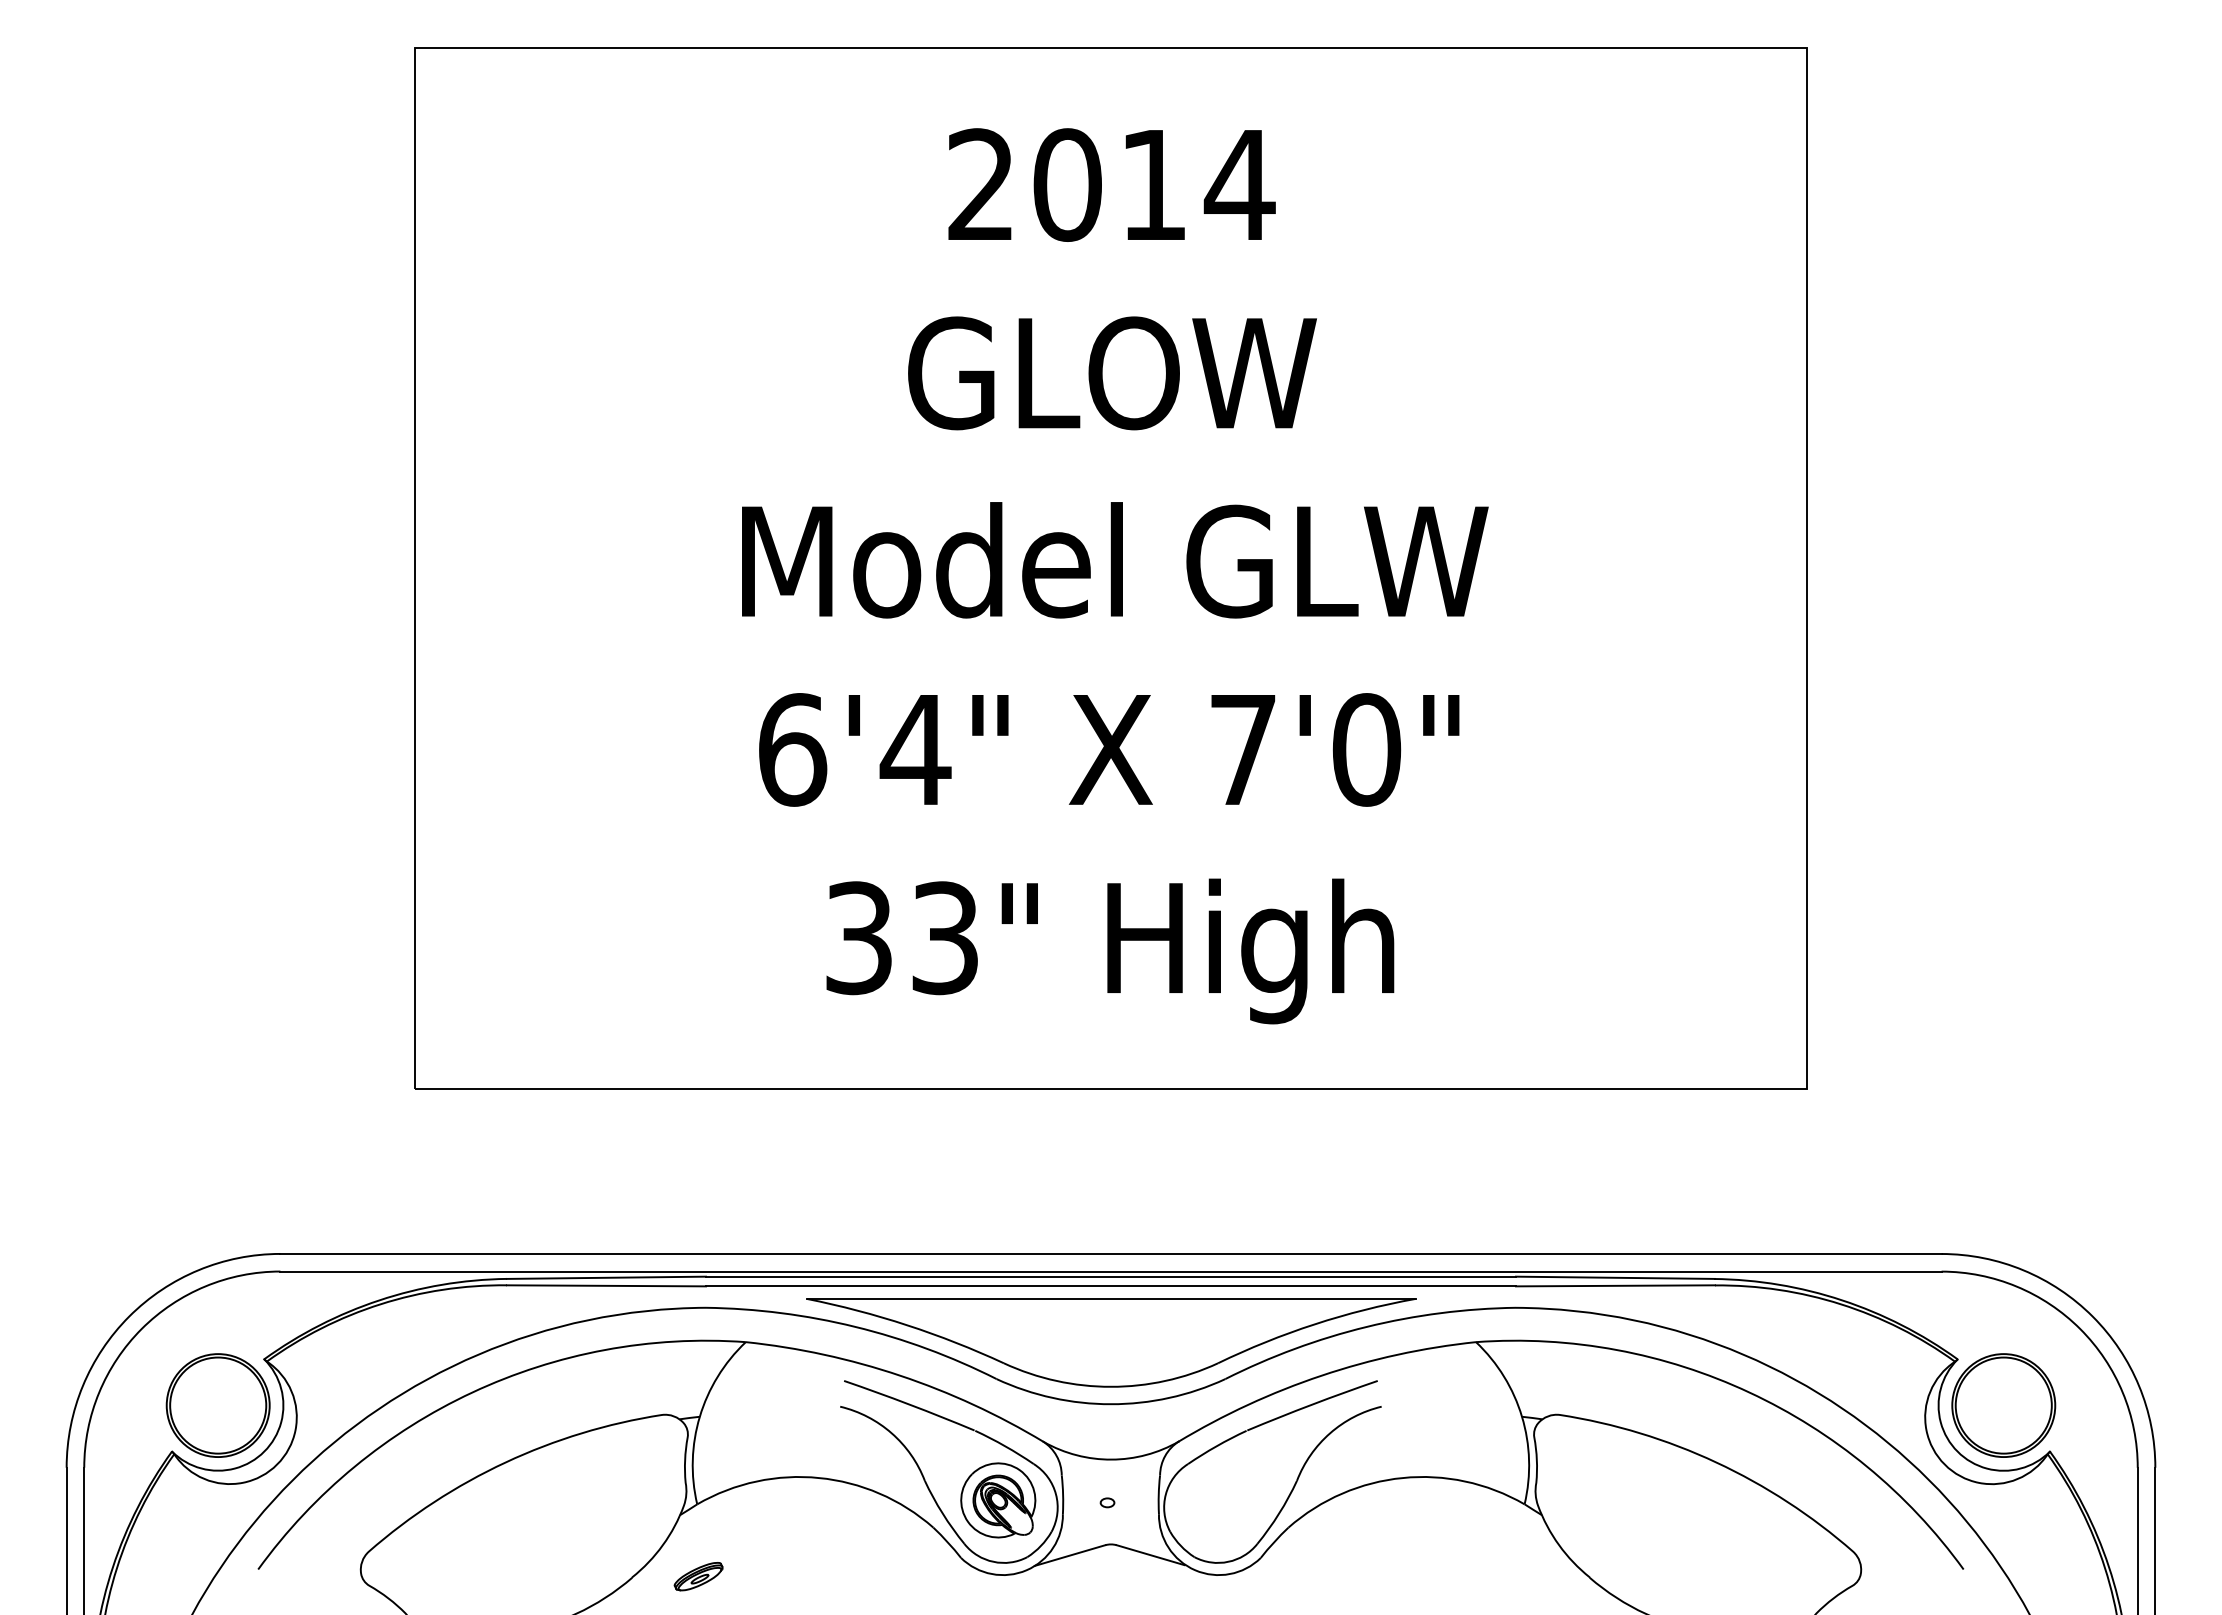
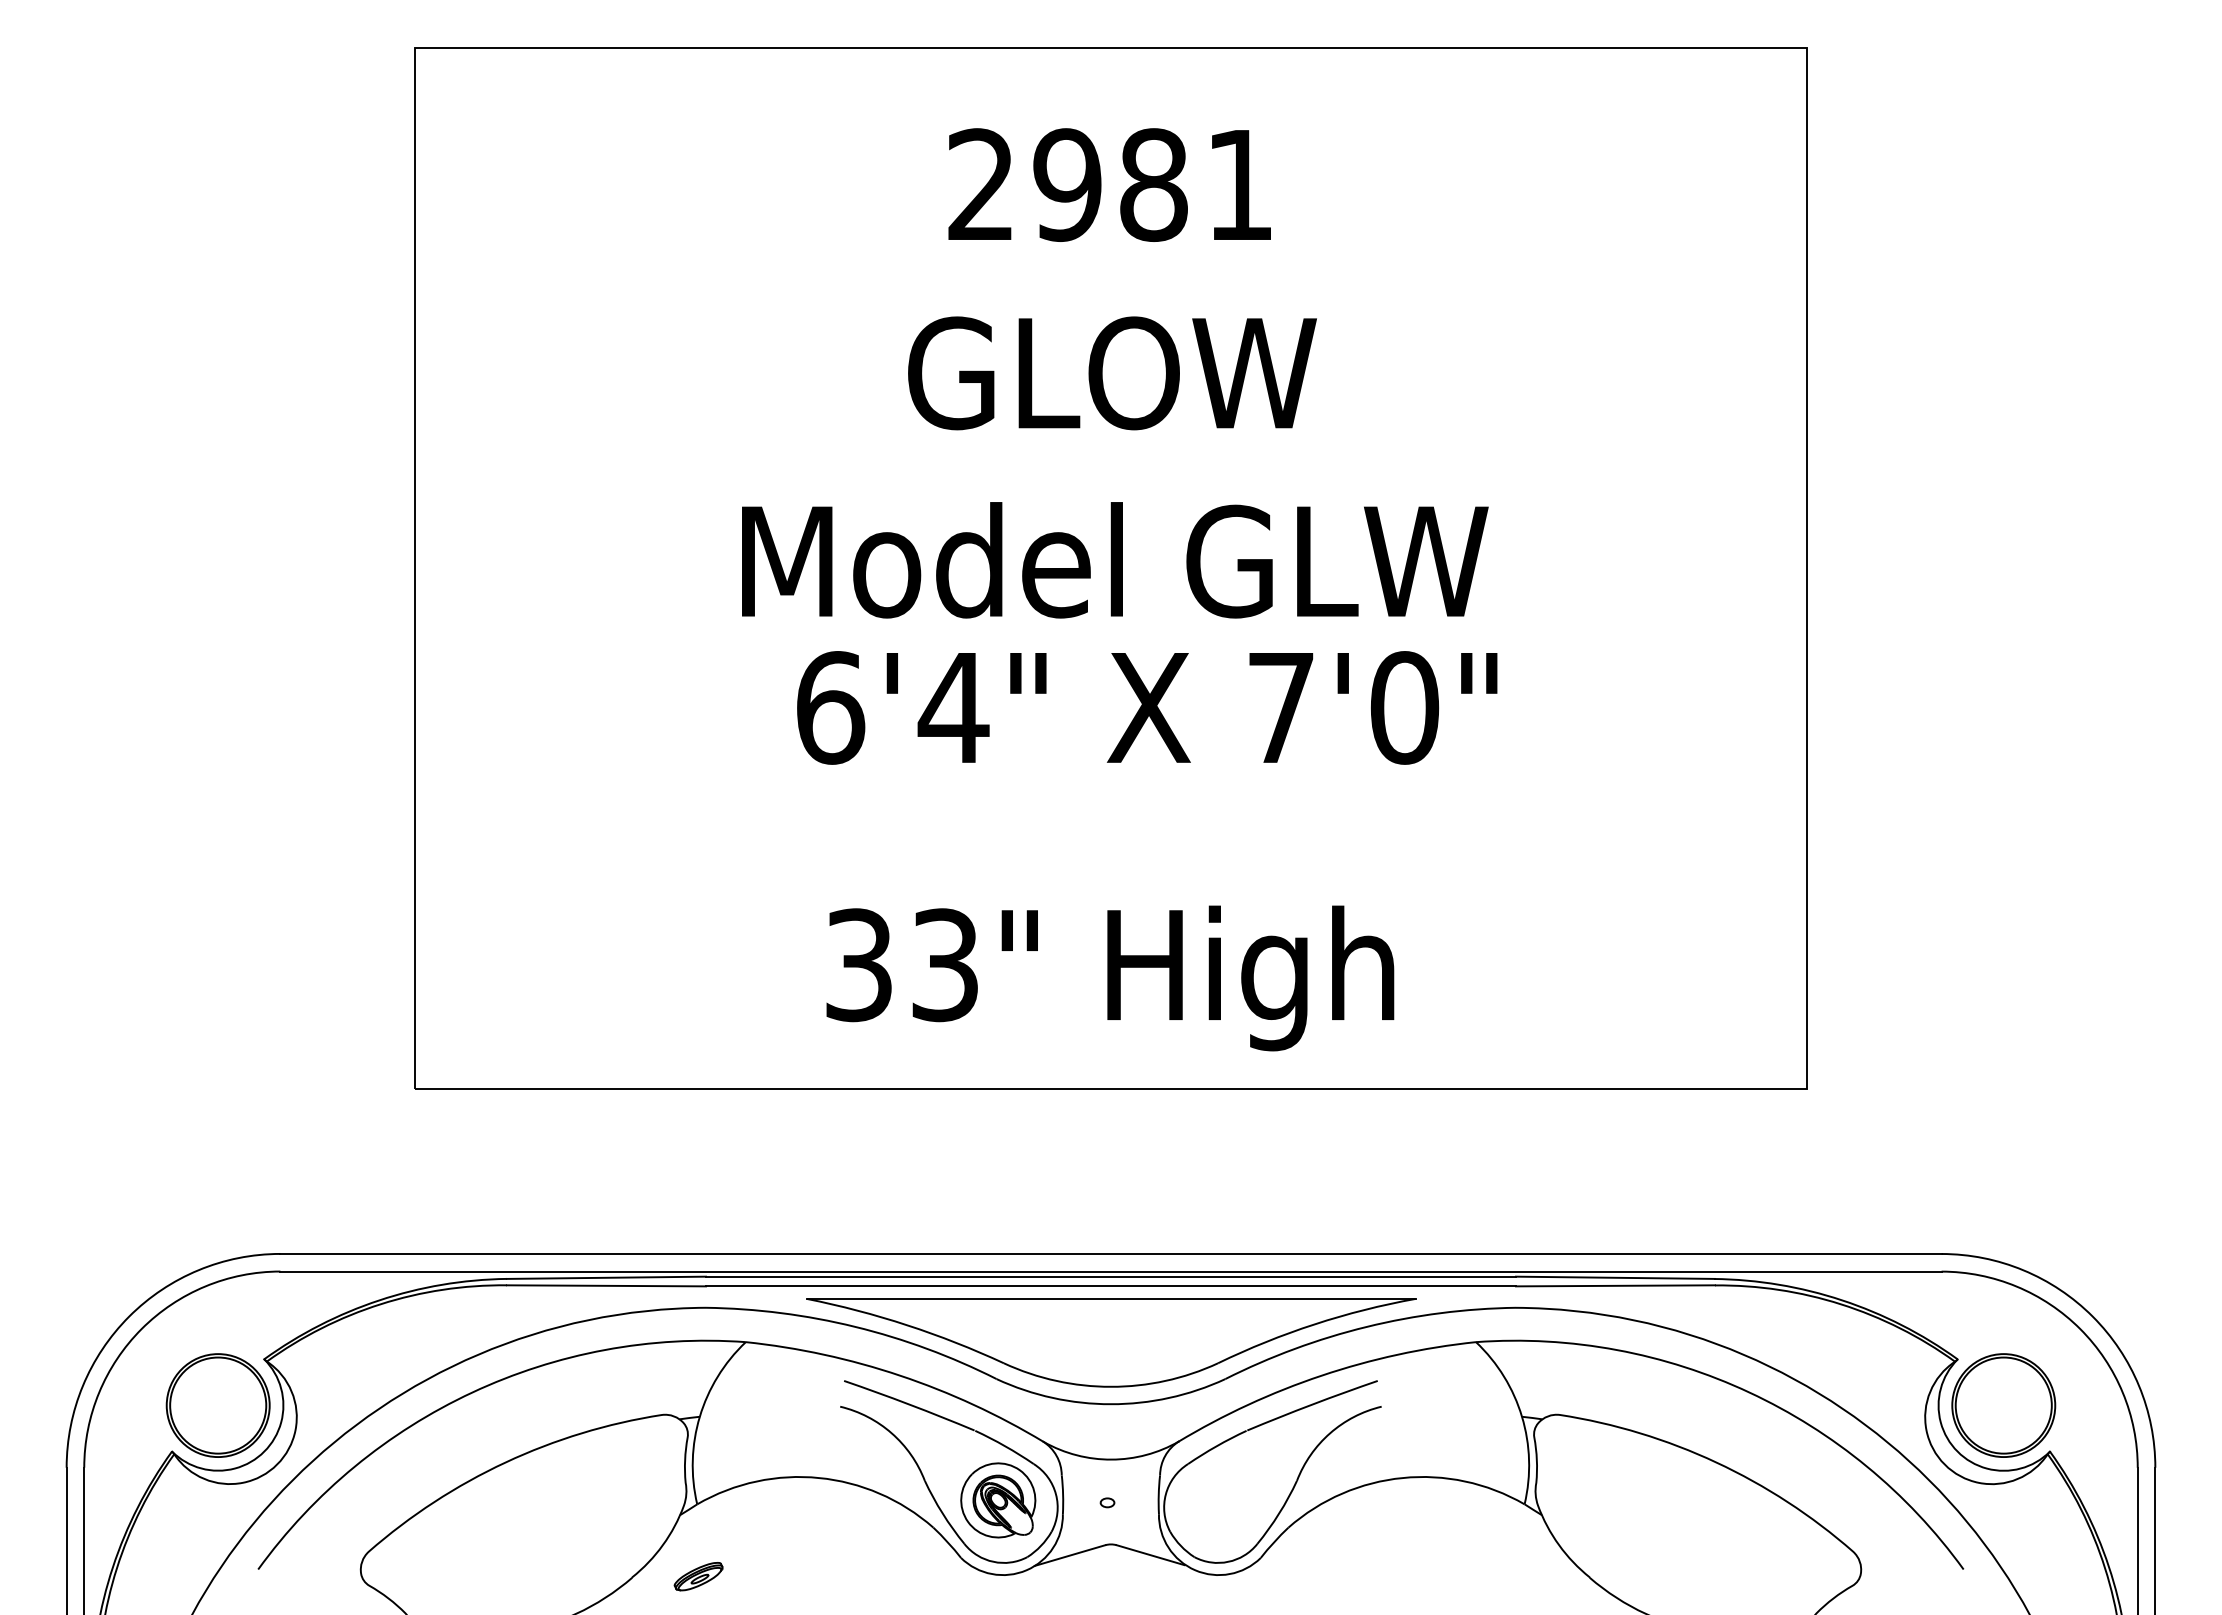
text: 2014 -> 2981 (1154, 184)
text position: (1109, 749) -> (1147, 707) (1147, 707)
text position: (1110, 951) -> (1110, 978) (1110, 978)
